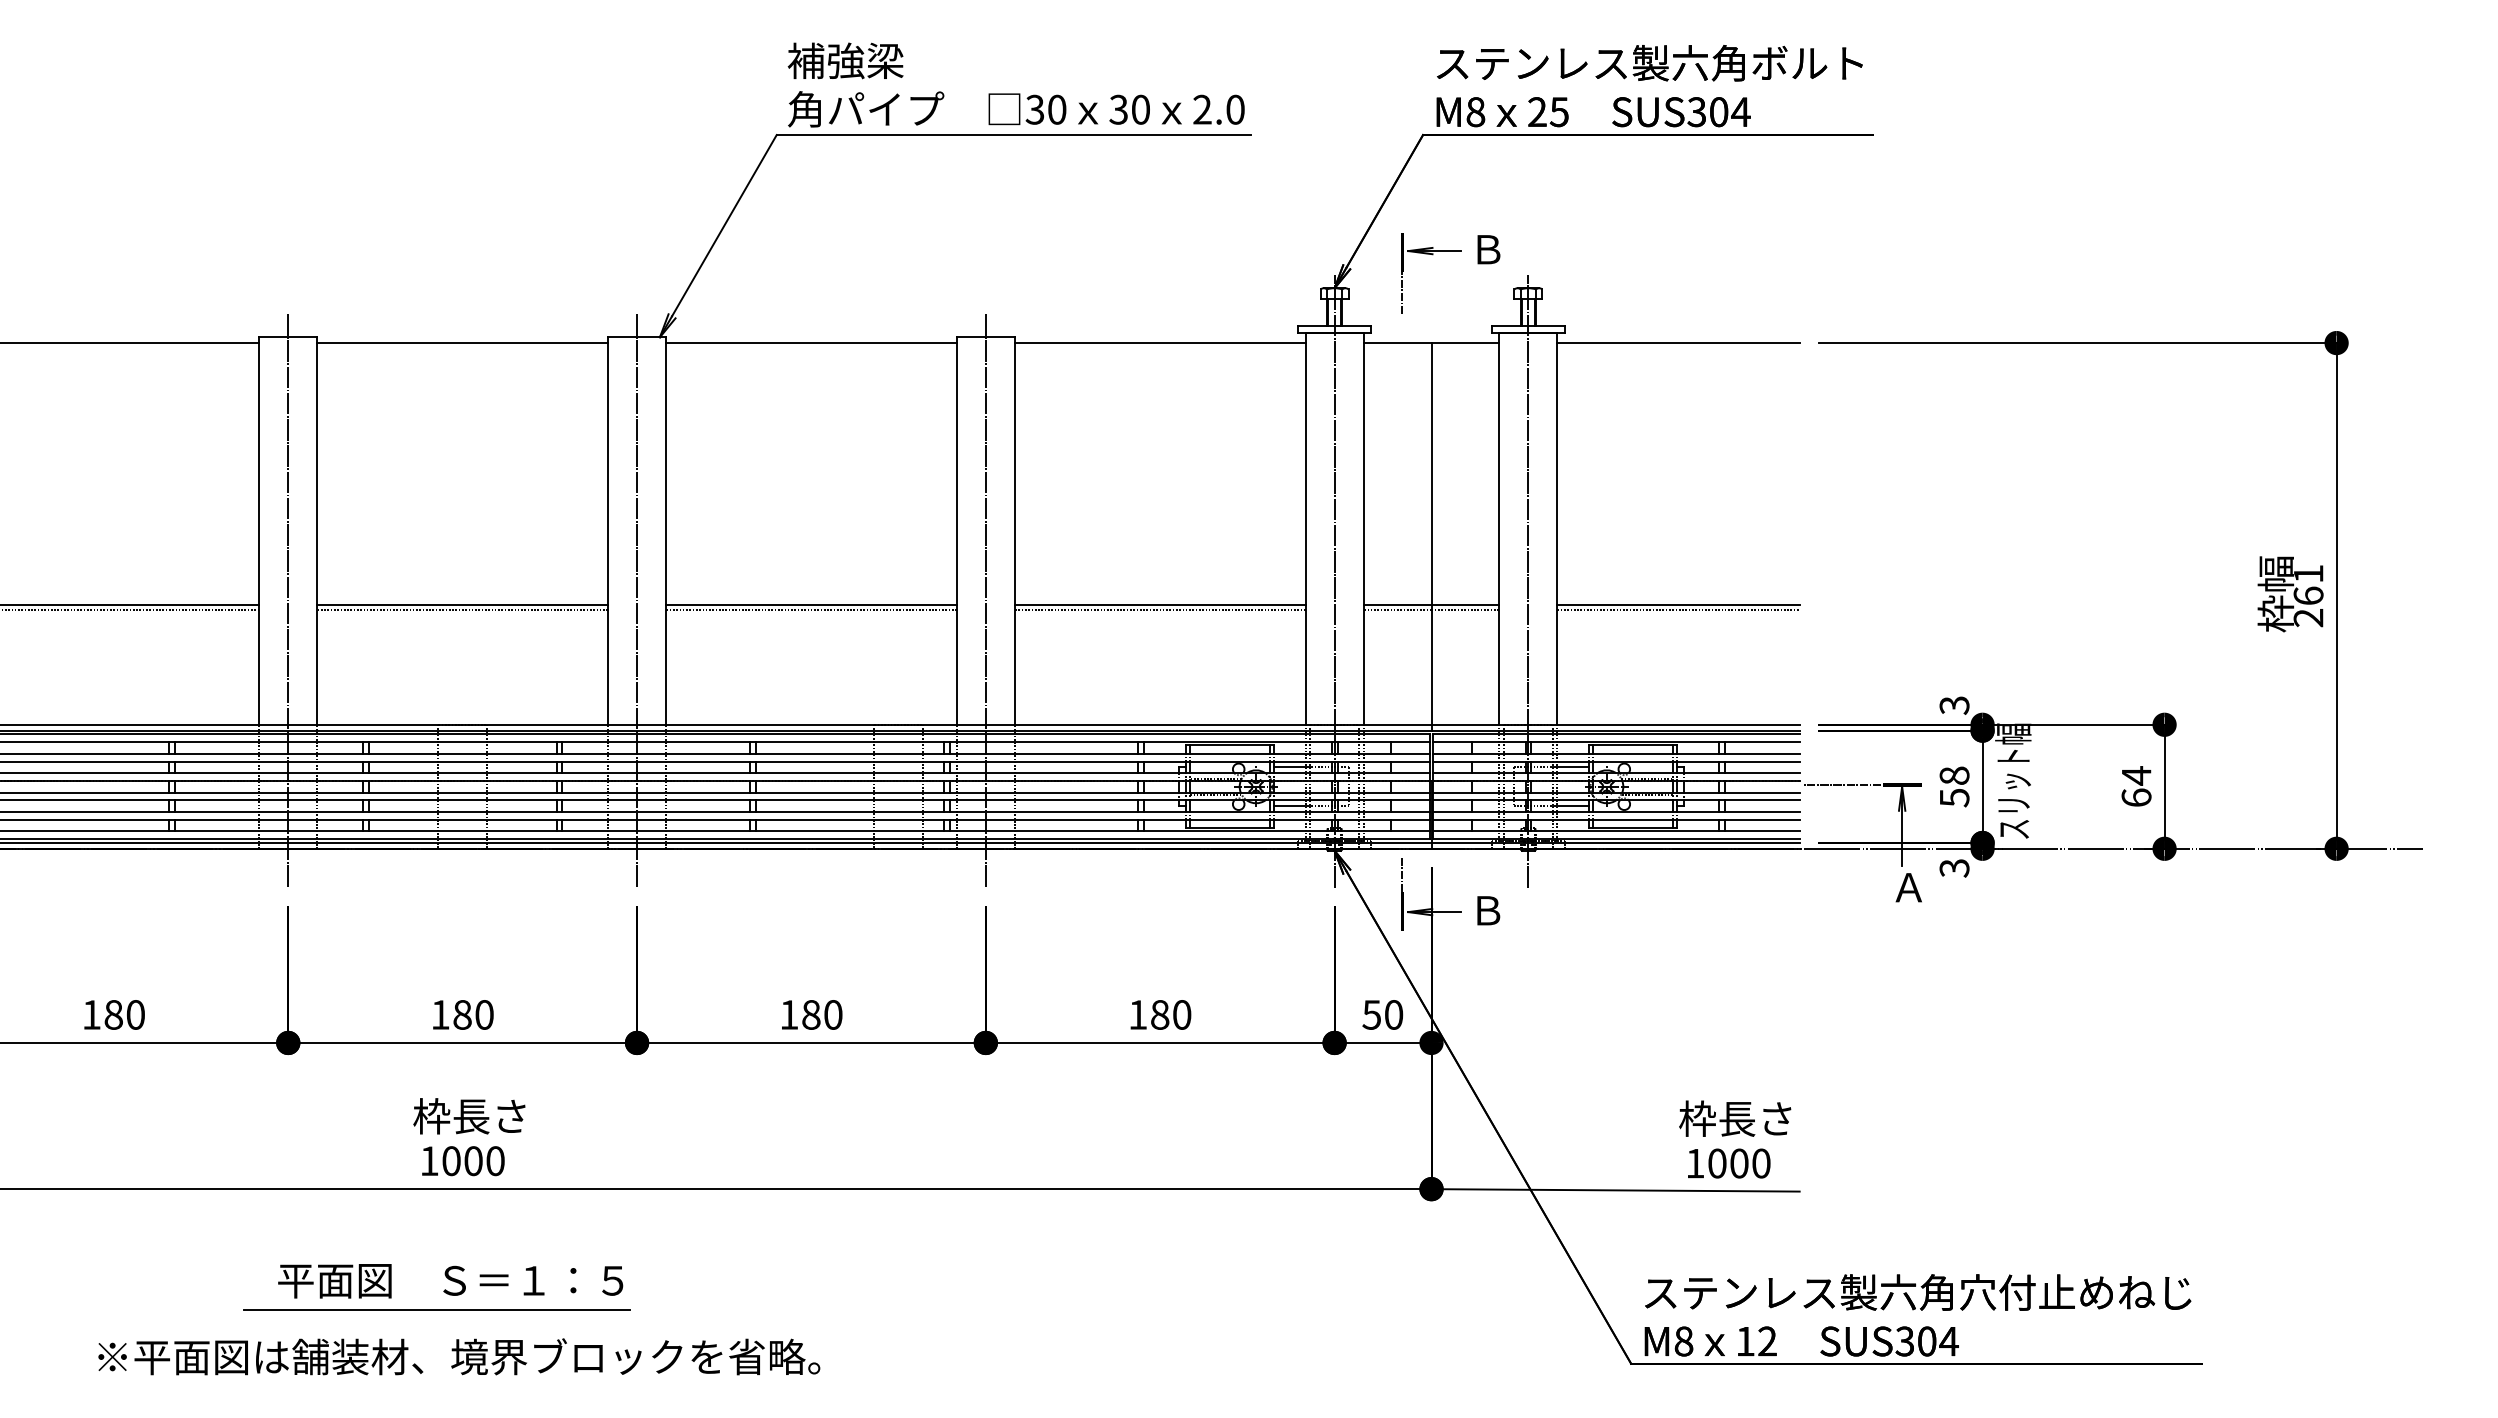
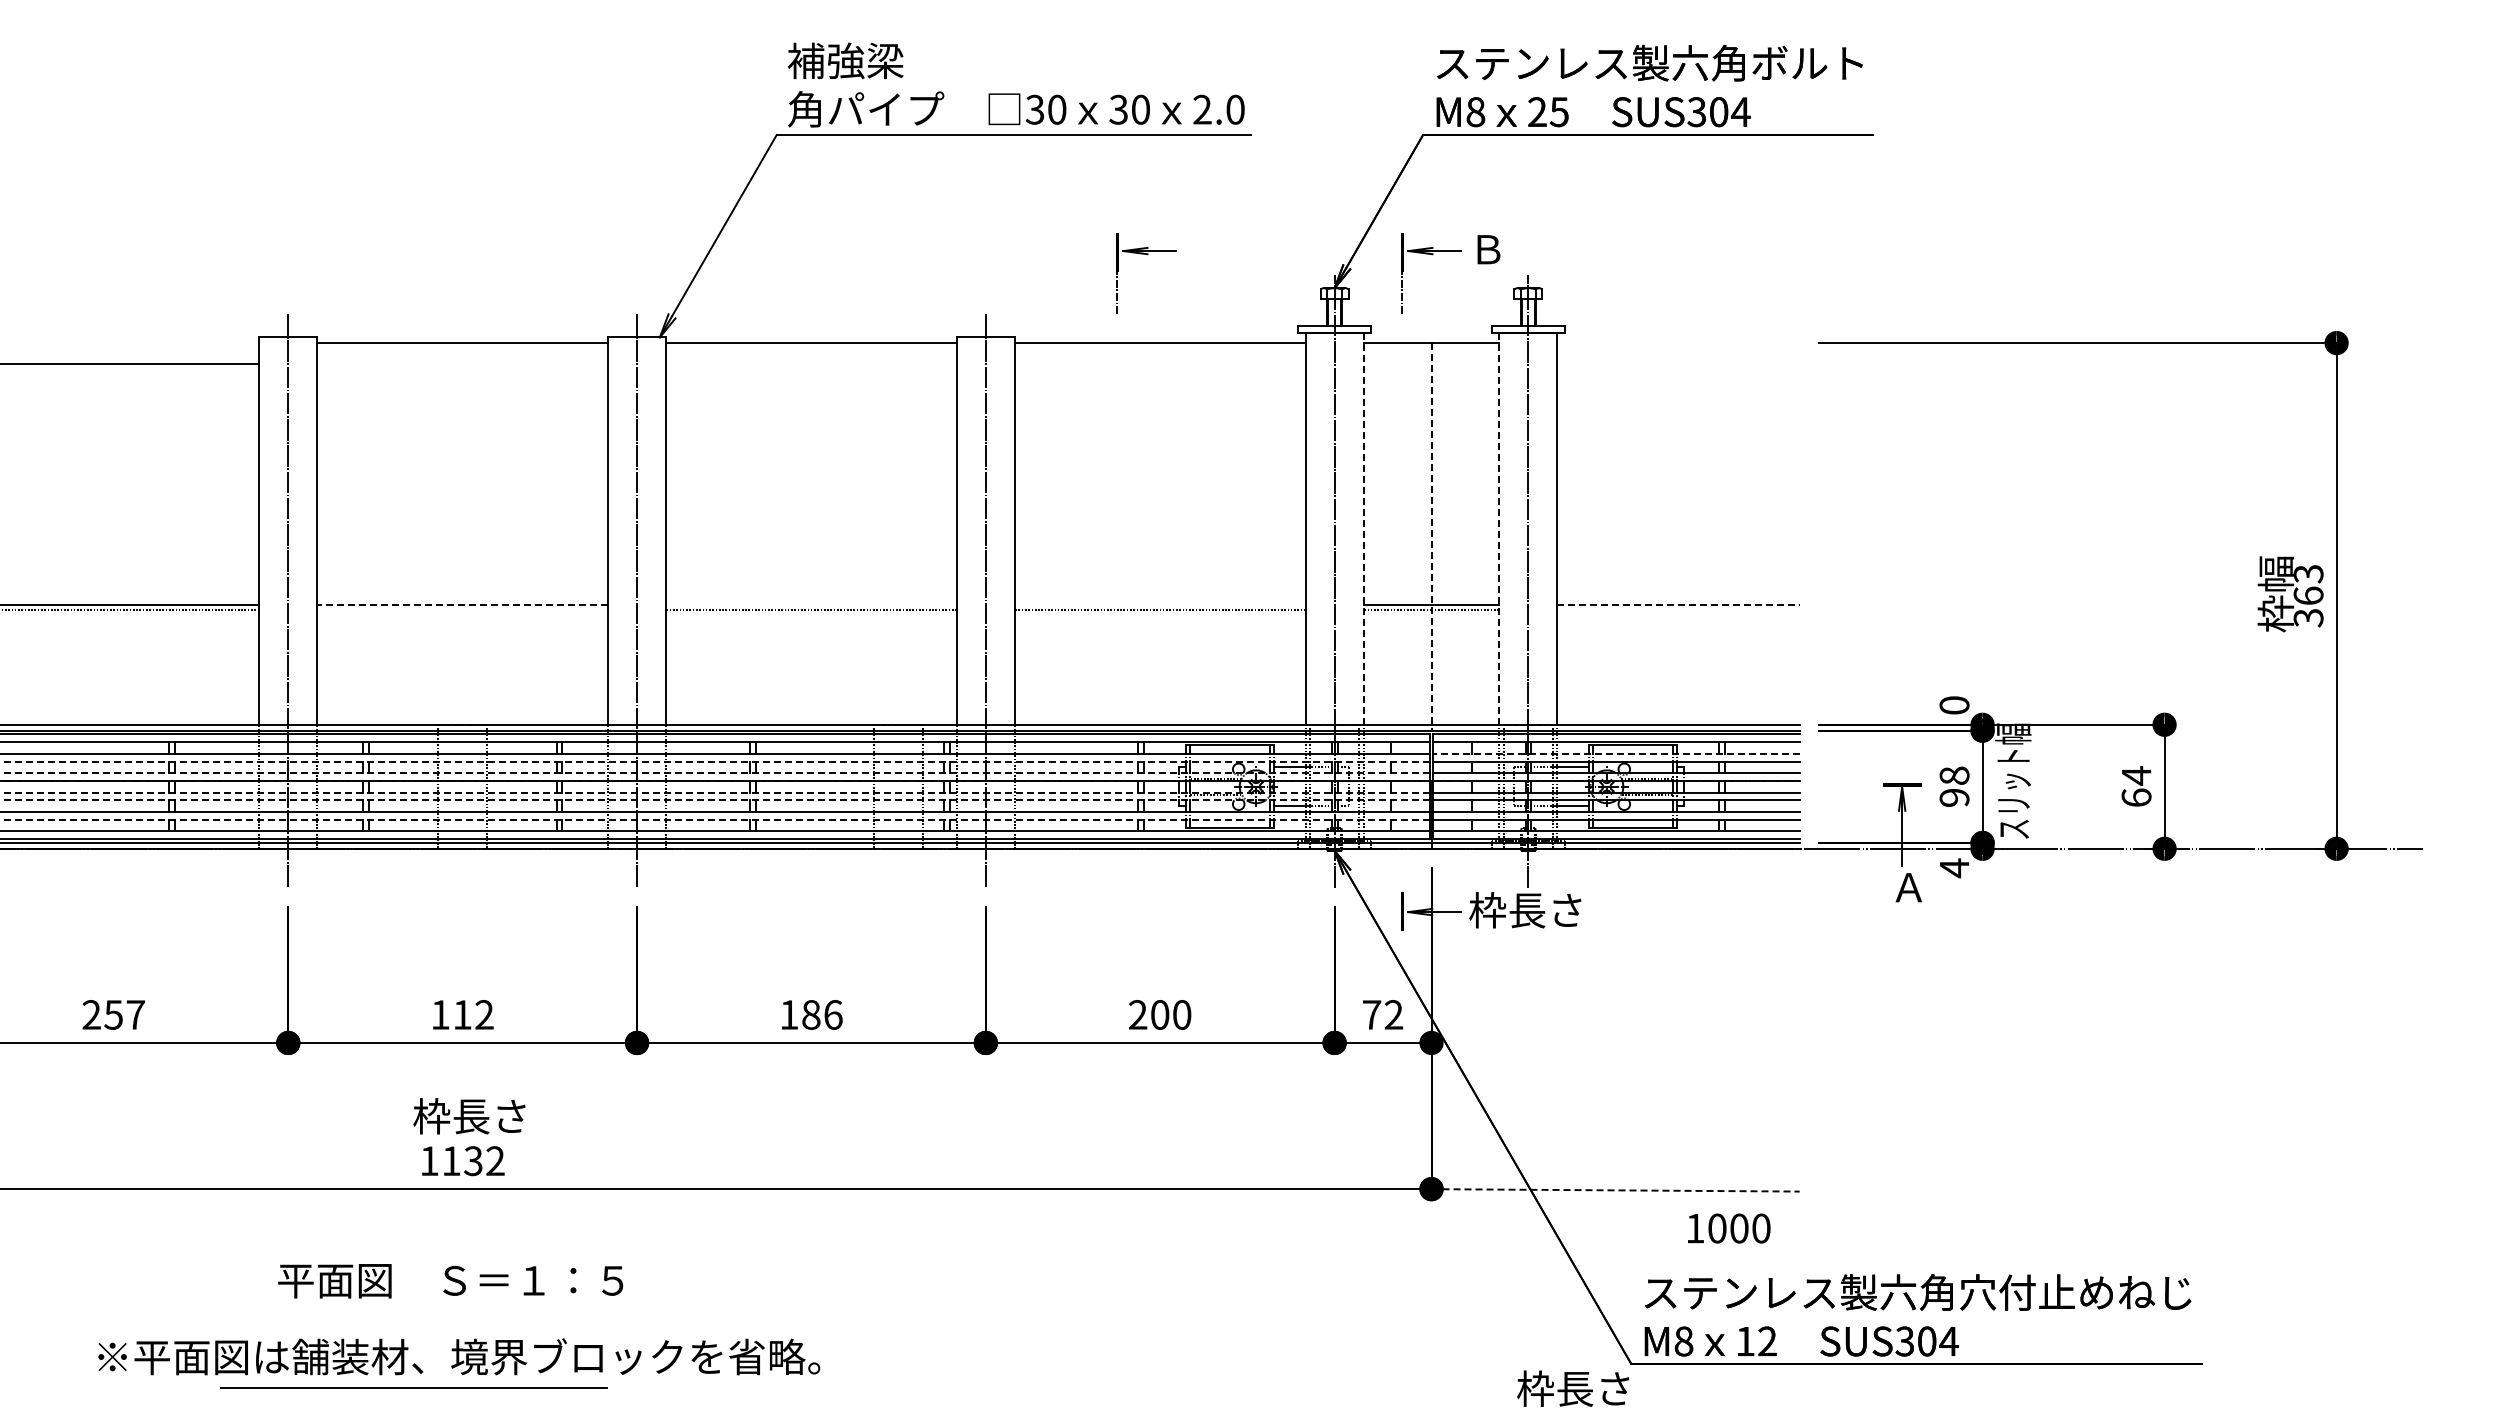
part: none -> present (1147, 255)
line position: (130, 343) -> (130, 364) (130, 364)
line: present -> none (1678, 343)
line: solid -> dashed (1363, 529)
line: solid -> dashed (1499, 529)
line: solid -> dashed (1431, 536)
text: 261 -> 363 (2308, 596)
line: solid -> dashed (462, 604)
line: present -> none (811, 604)
line: present -> none (1159, 604)
line: solid -> dashed (1679, 604)
line: present -> none (462, 610)
line: present -> none (1678, 610)
text: 3 -> 0 (1954, 705)
line: solid -> dashed (1616, 753)
line: solid -> dashed (714, 761)
line: solid -> dashed (714, 773)
line: present -> none (1842, 784)
line: solid -> dashed (714, 792)
text: 58 -> 98 (1954, 798)
line: solid -> dashed (714, 800)
line: solid -> dashed (714, 819)
text: 3 -> 4 (1954, 868)
line: present -> none (1402, 875)
text: Ｂ -> 枠長さ (1525, 910)
text: 180 -> 257 (113, 1014)
text: 180 -> 112 (473, 1014)
text: 180 -> 186 (833, 1014)
text: 180 -> 200 (1149, 1014)
text: 50 -> 72 (1382, 1014)
text position: (1735, 1118) -> (1573, 1388) (1573, 1388)
text: 1000 -> 1132 (473, 1161)
text position: (1729, 1163) -> (1729, 1228) (1729, 1228)
line: solid -> dashed (1616, 1190)
line position: (436, 1309) -> (413, 1387) (413, 1387)
